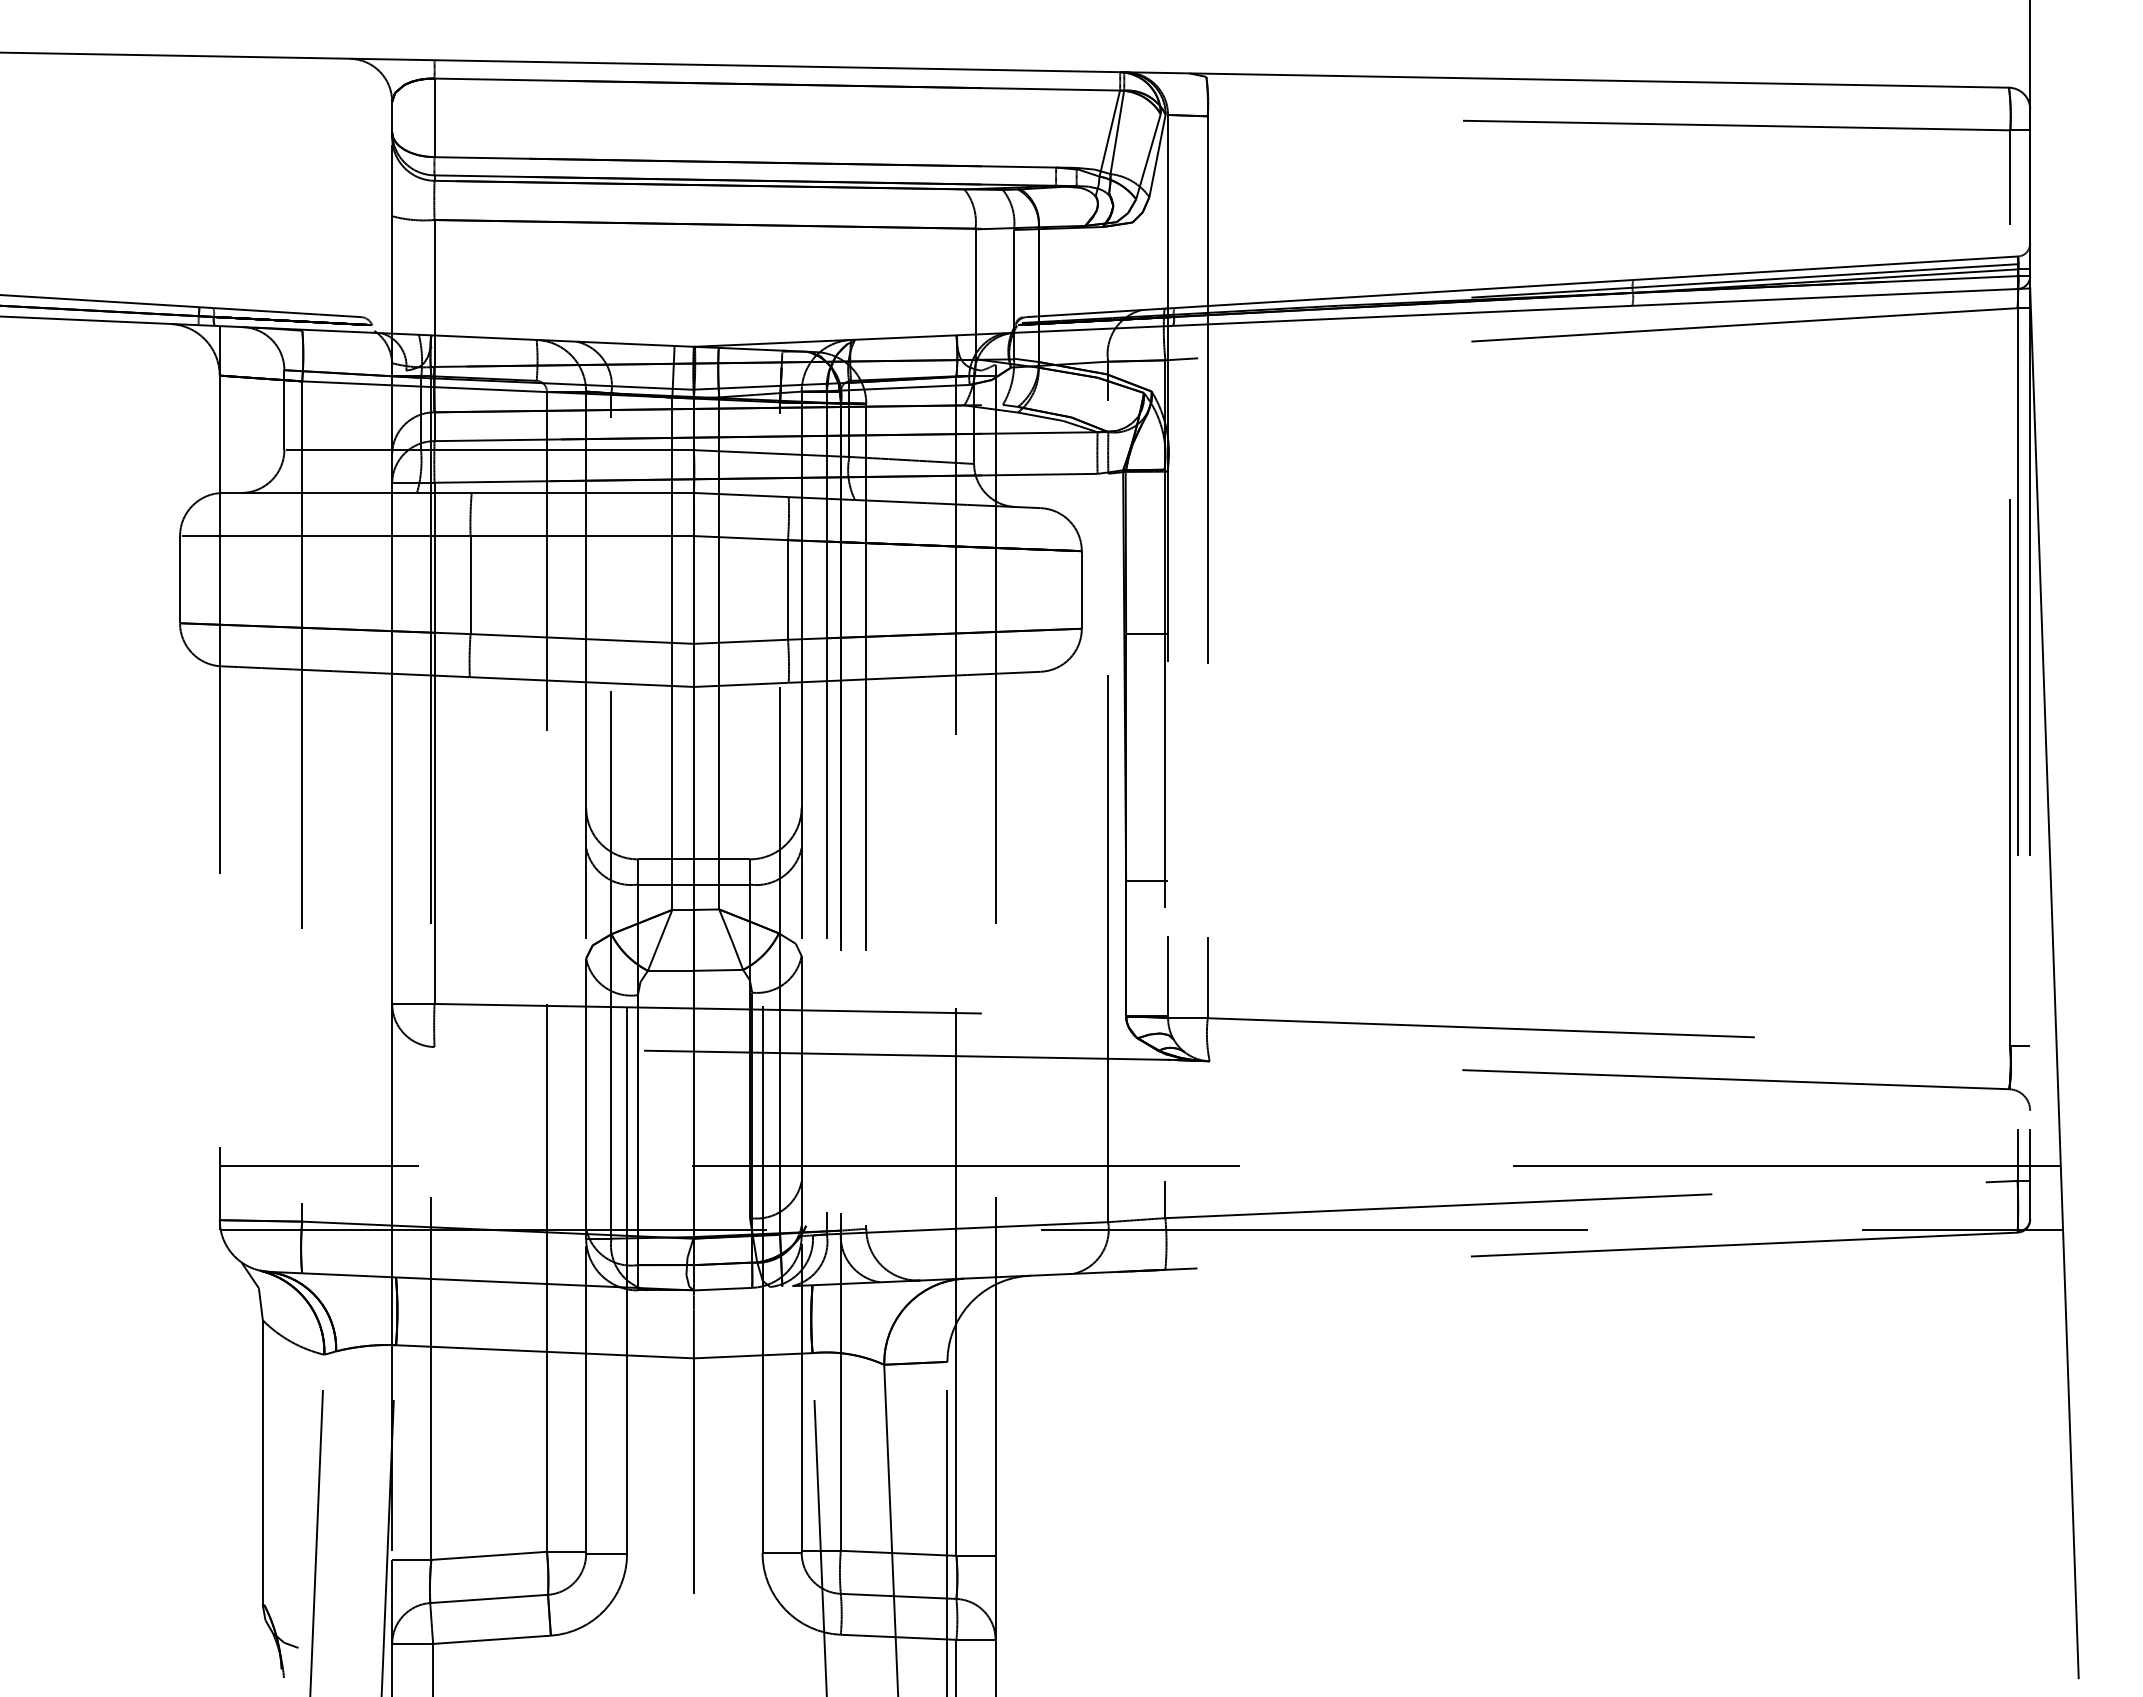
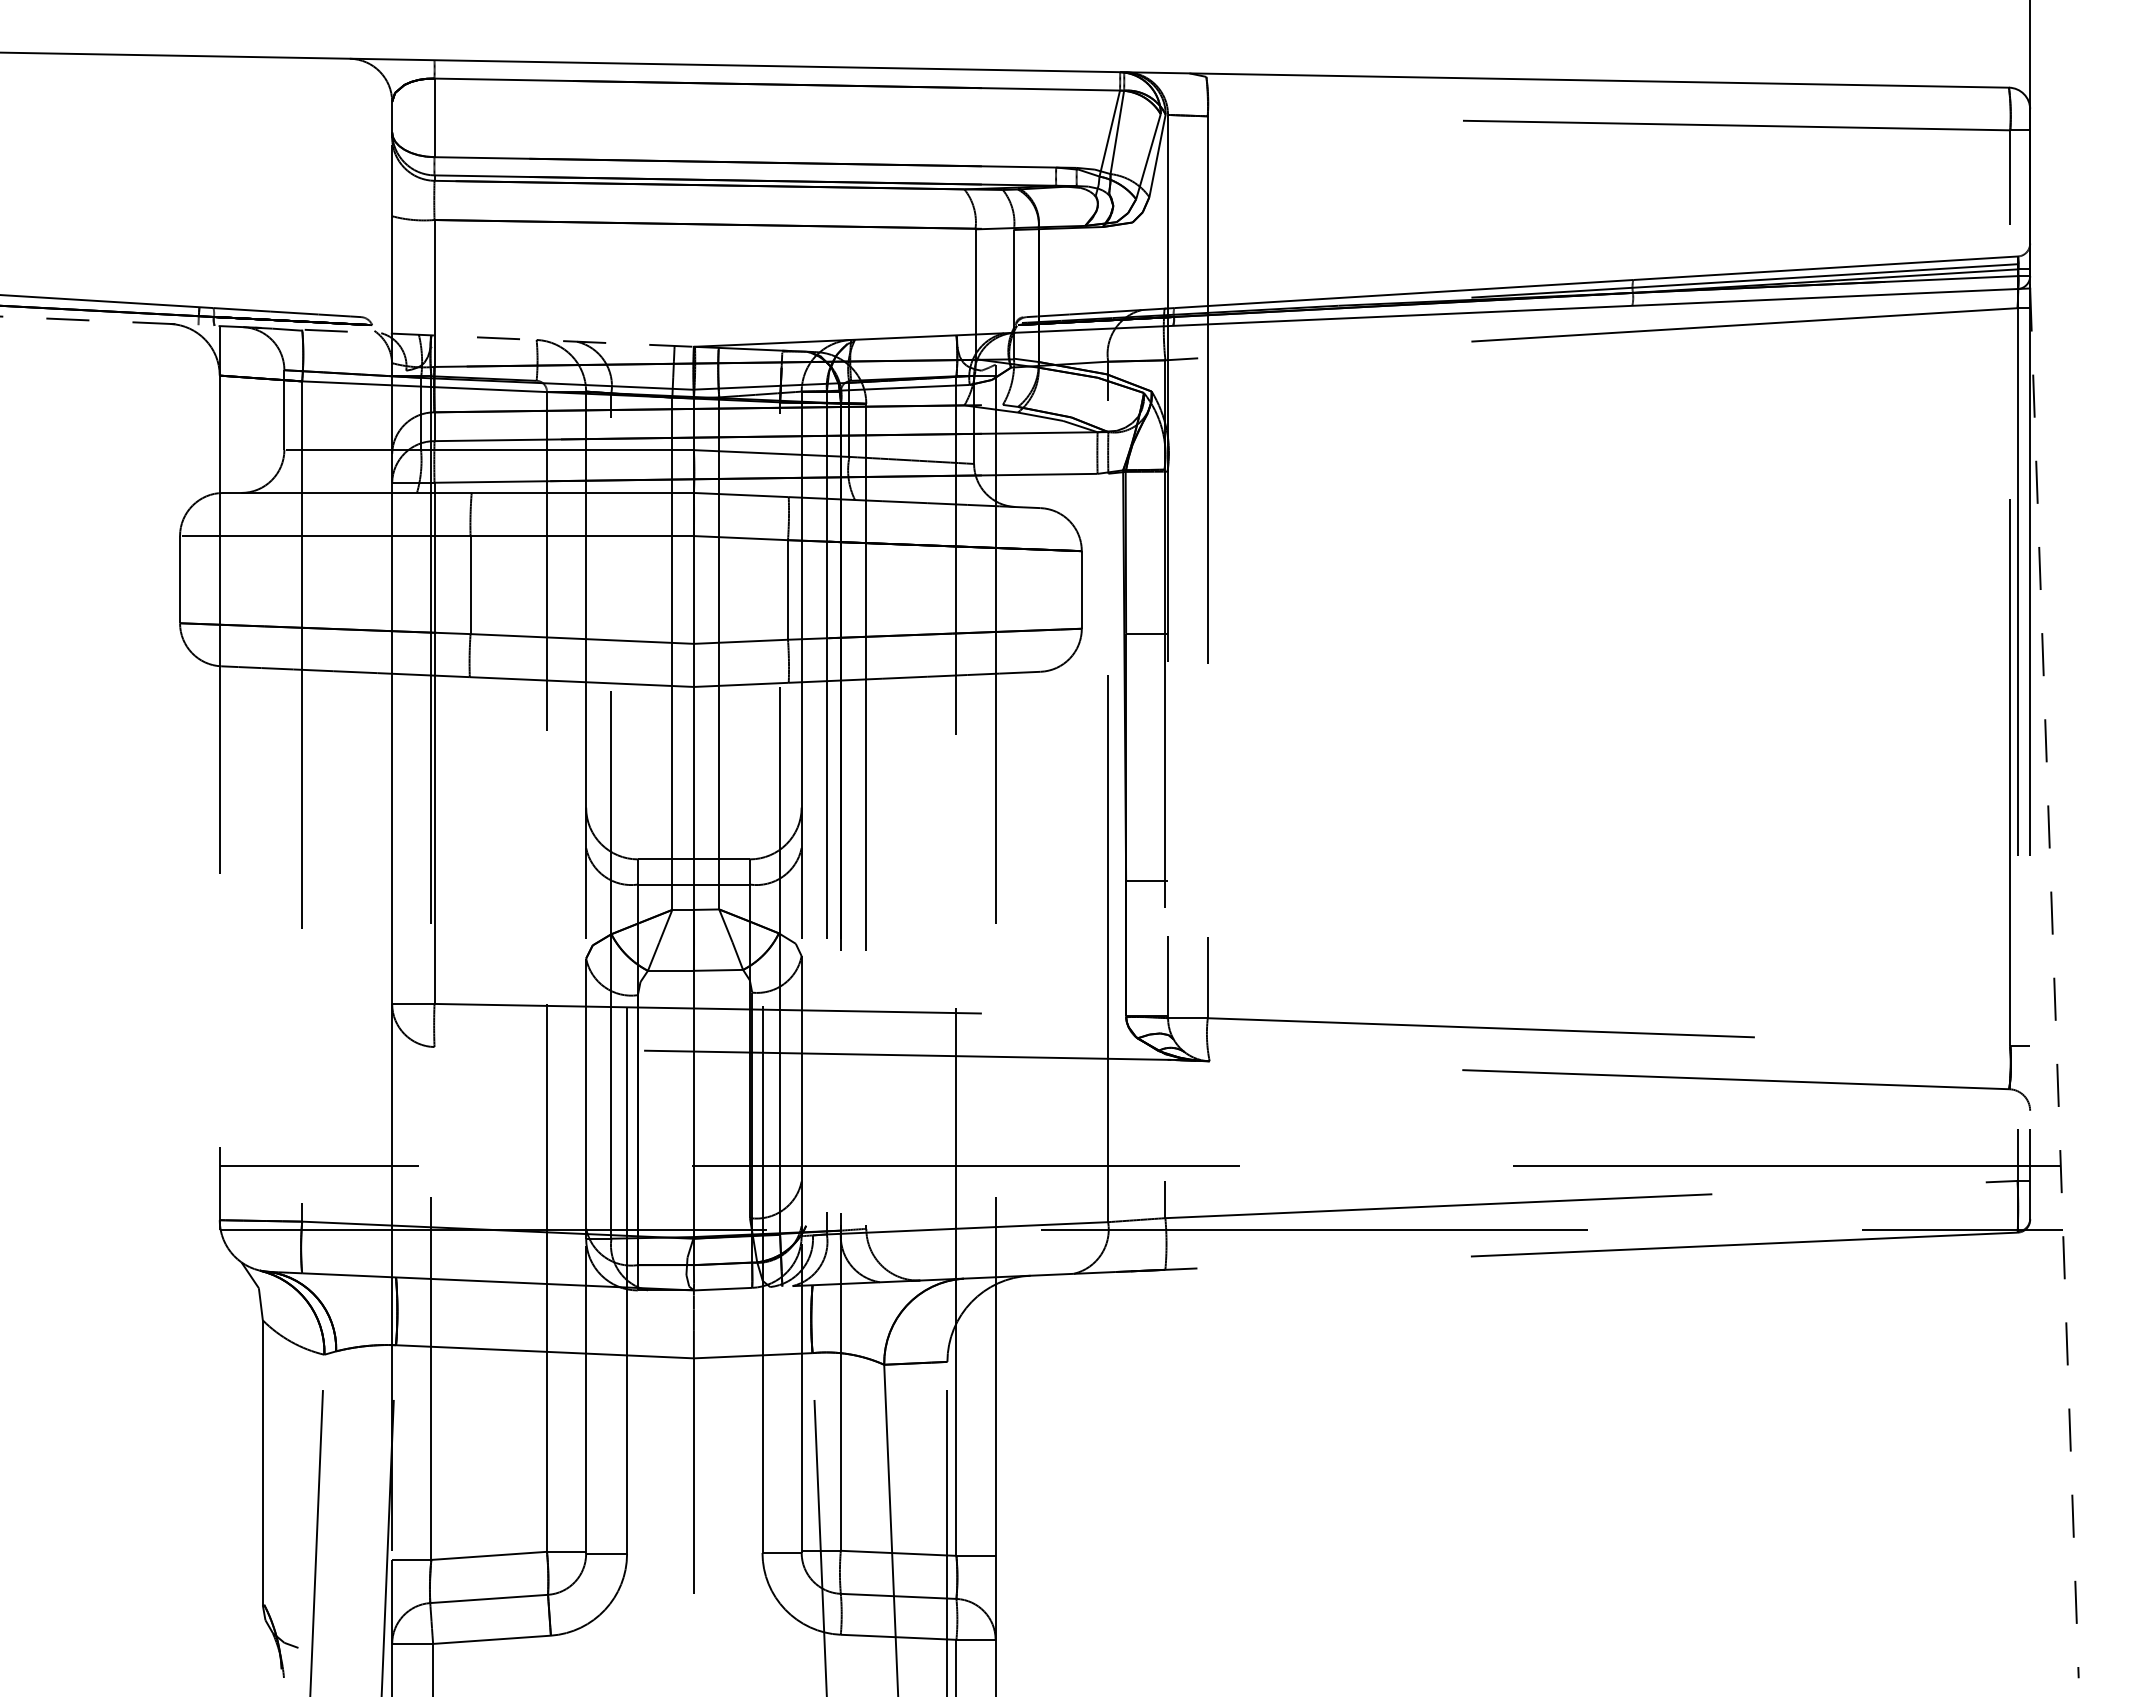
line: solid -> dashed (347, 331)
line: solid -> dashed (2054, 983)
